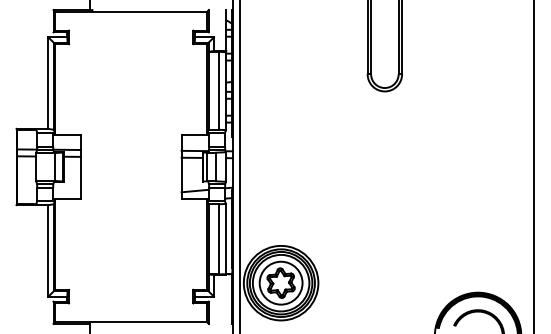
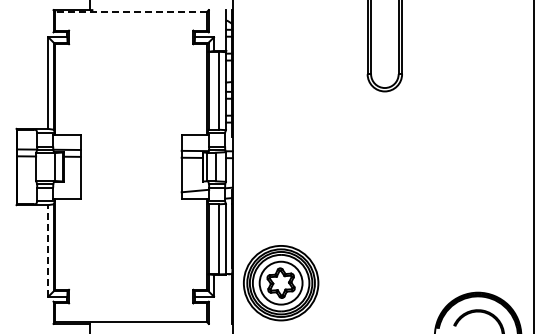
line: solid -> dashed (131, 11)
line: present -> none (239, 166)
line: solid -> dashed (48, 250)
